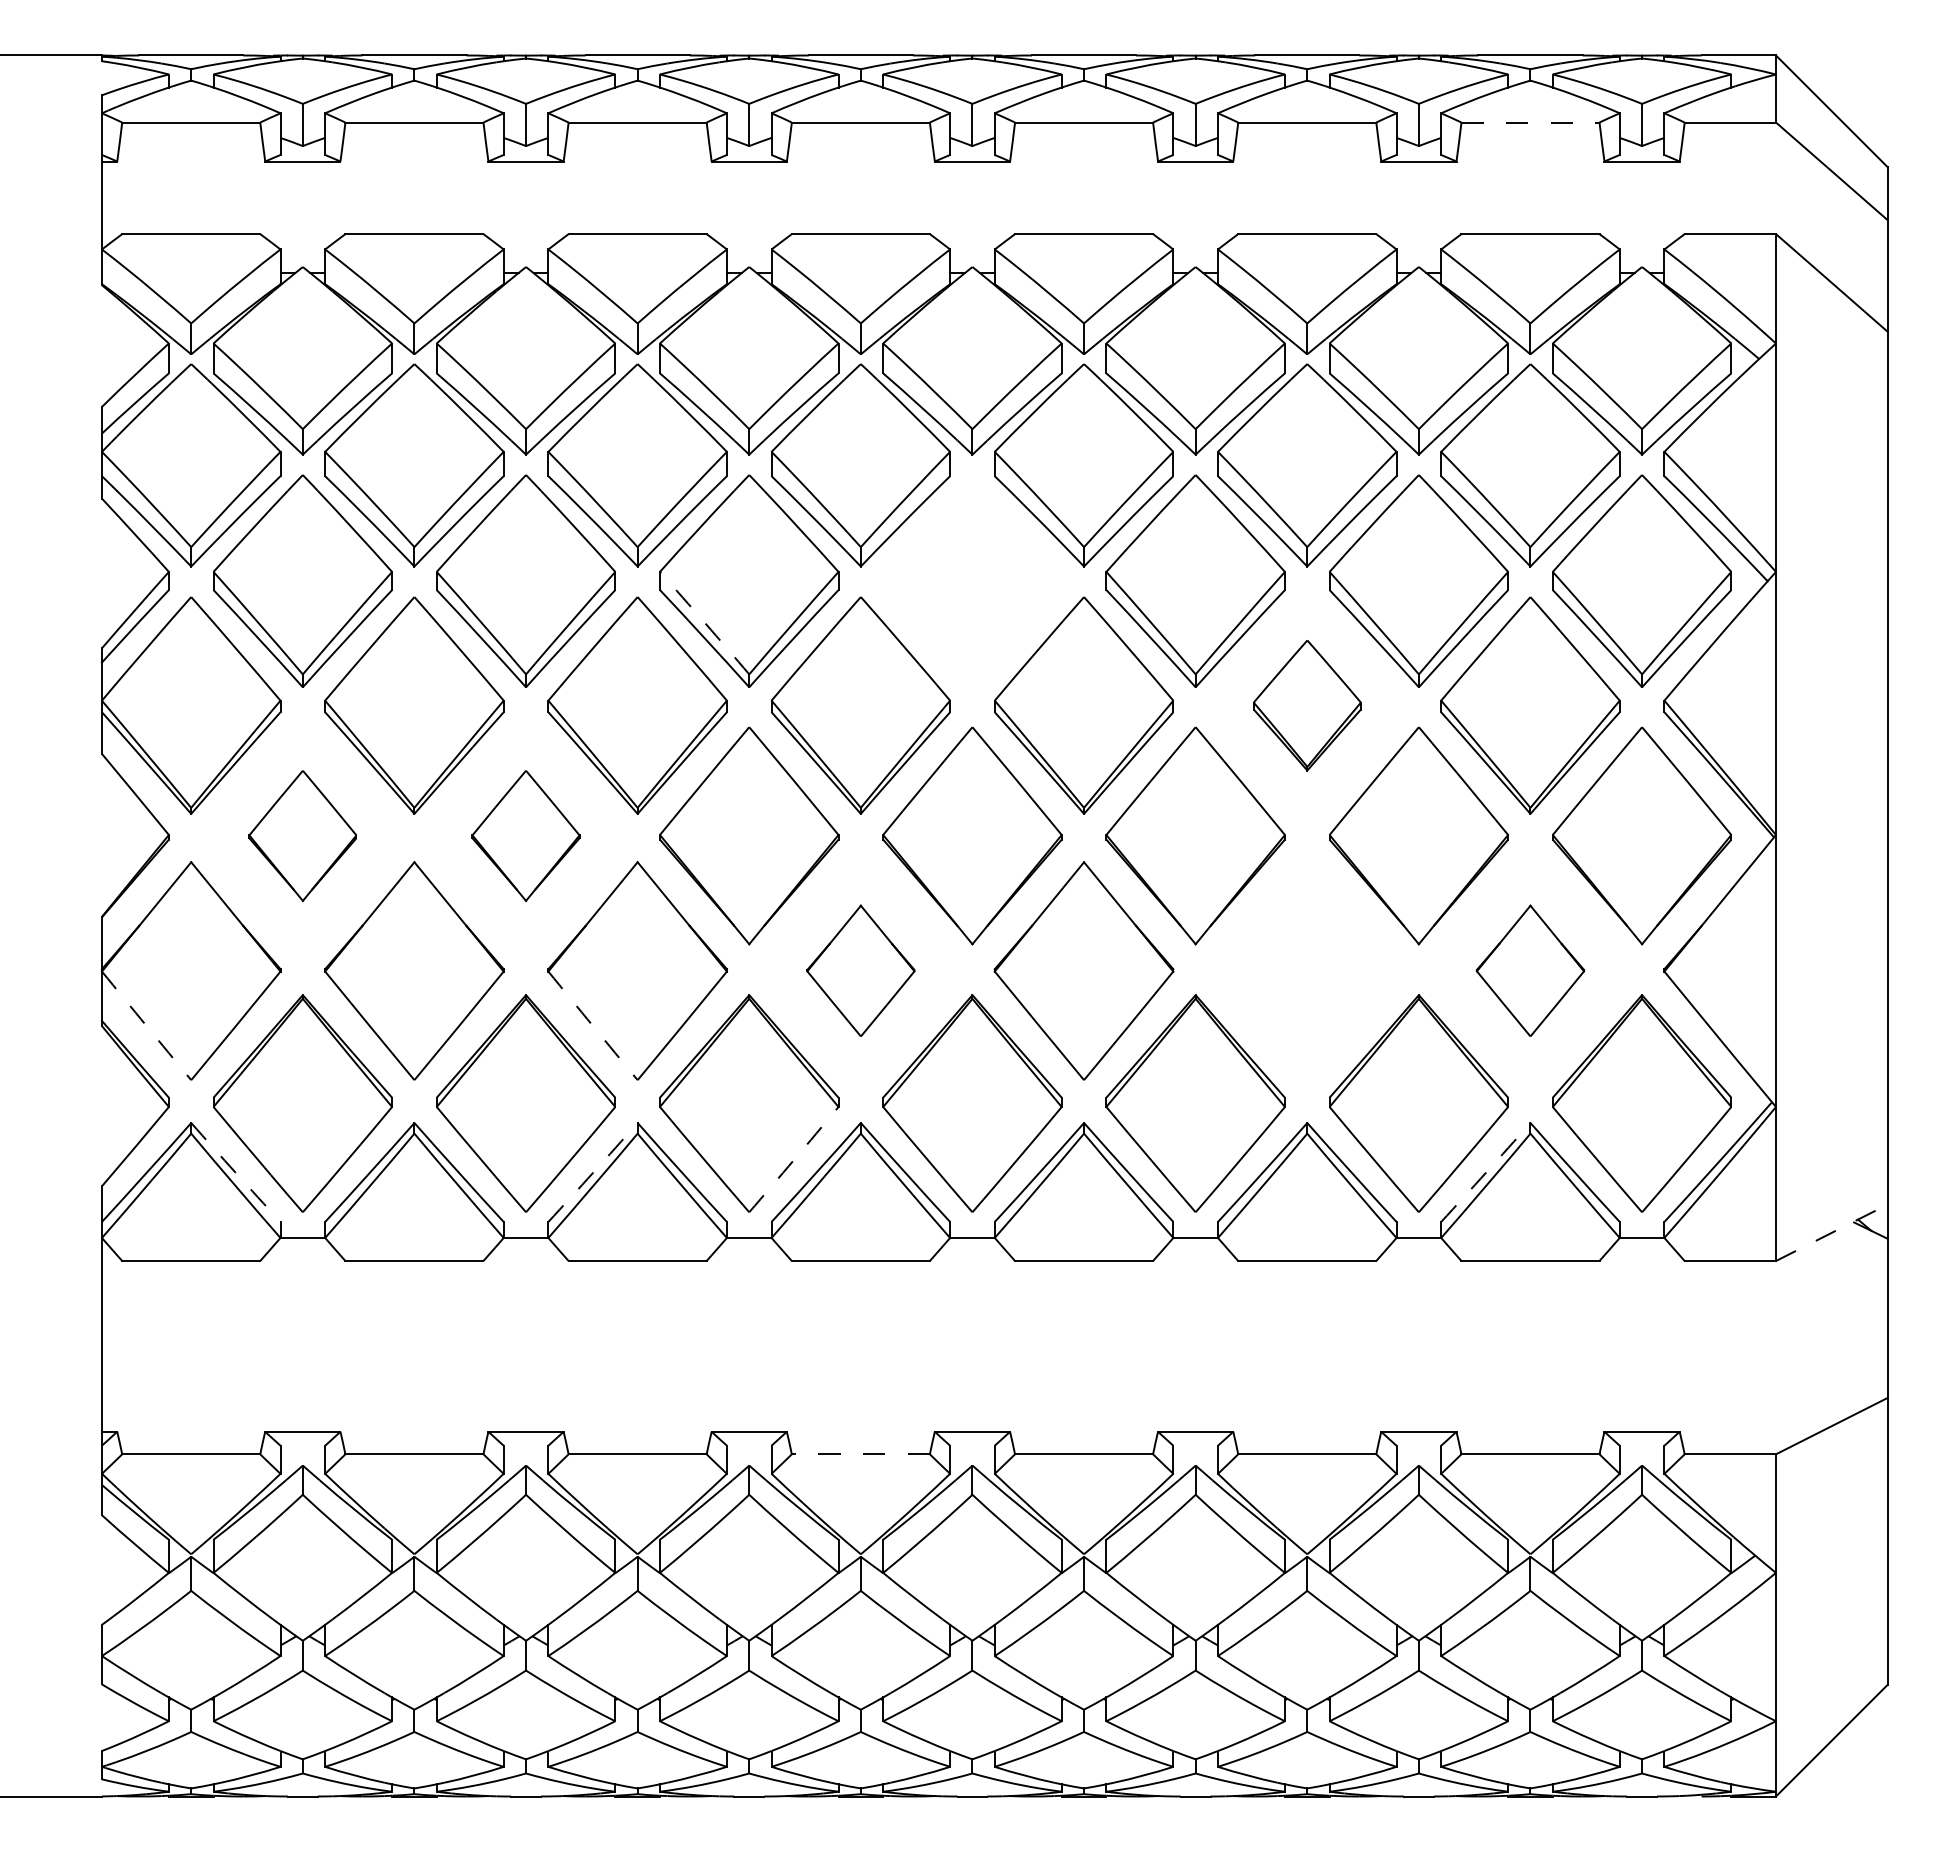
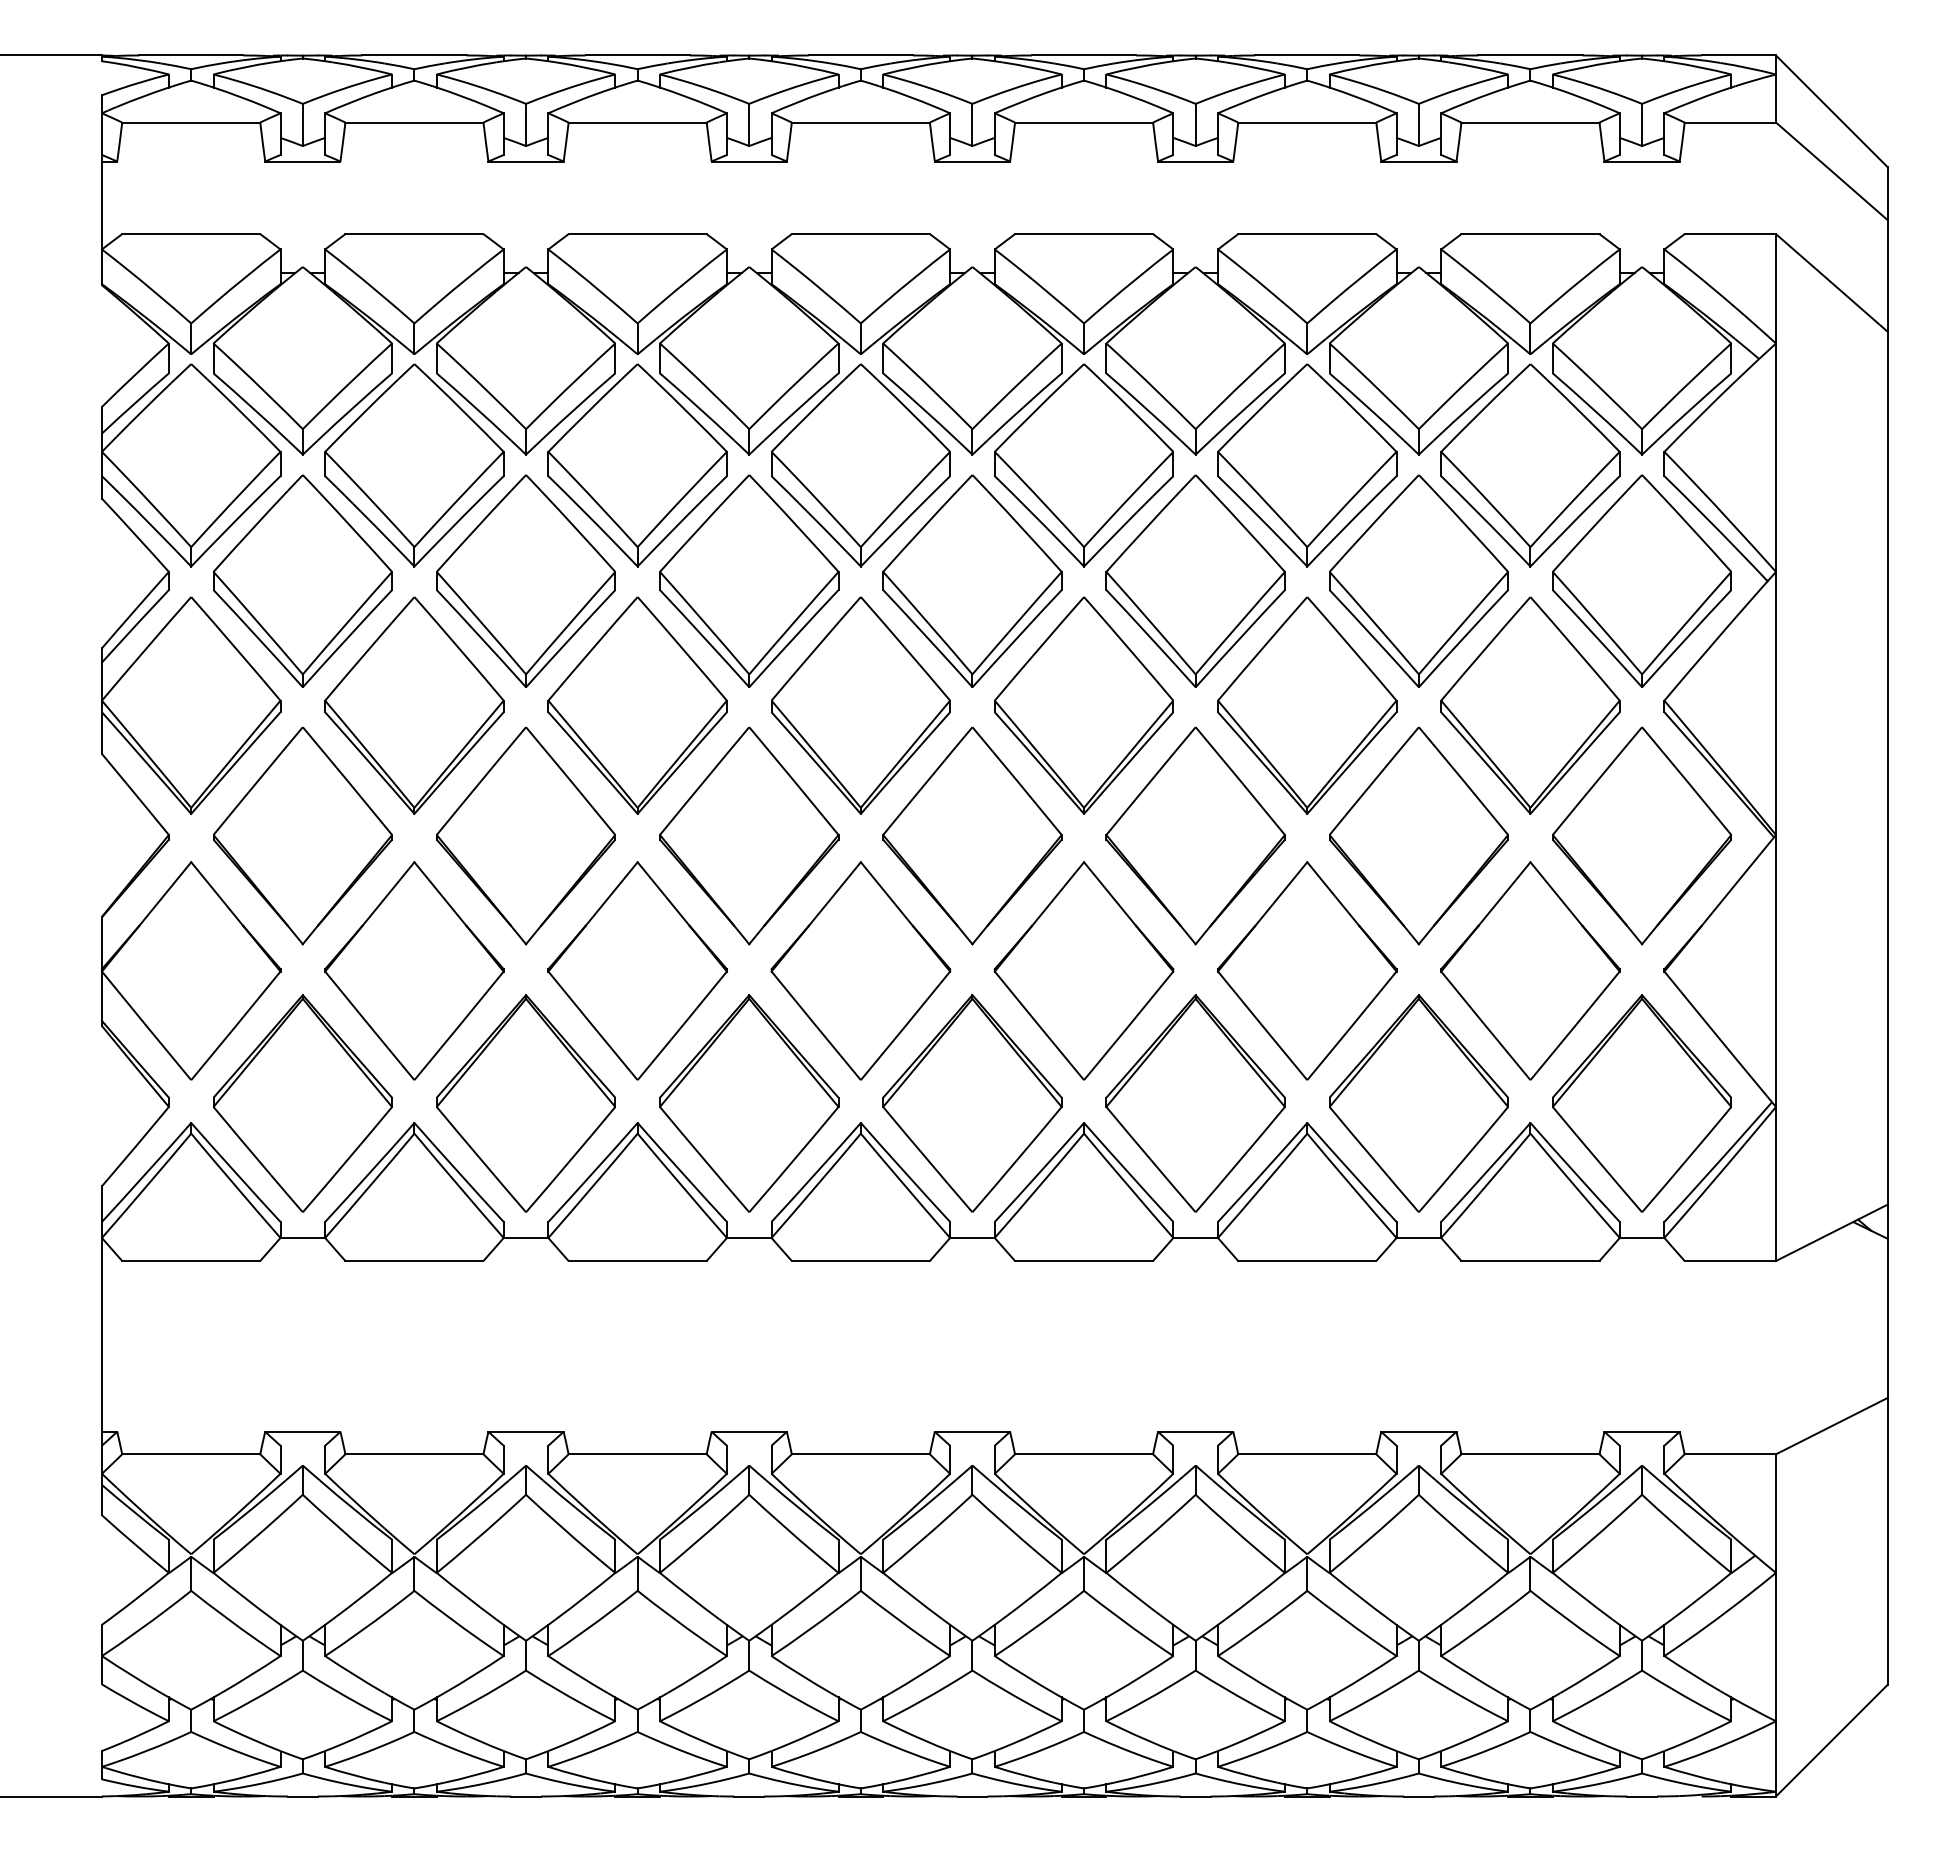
line: dashed -> solid (1530, 122)
part: none -> present (972, 580)
arc: dashed -> solid (704, 622)
part size: 109x132 px -> 181x219 px (1307, 705)
part size: 109x132 px -> 180x220 px (302, 835)
part size: 110x132 px -> 180x220 px (525, 835)
part size: 110x133 px -> 182x220 px (860, 970)
part: none -> present (1306, 970)
part size: 111x133 px -> 181x220 px (1530, 970)
arc: dashed -> solid (146, 1025)
arc: dashed -> solid (592, 1025)
arc: dashed -> solid (794, 1159)
arc: dashed -> solid (235, 1172)
arc: dashed -> solid (593, 1172)
arc: dashed -> solid (1486, 1172)
line: dashed -> solid (1831, 1232)
line: dashed -> solid (860, 1454)
